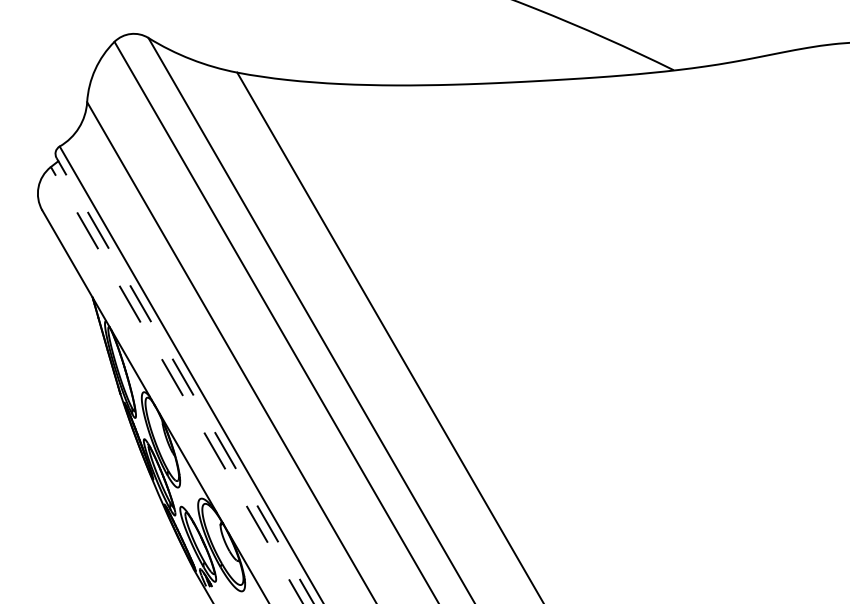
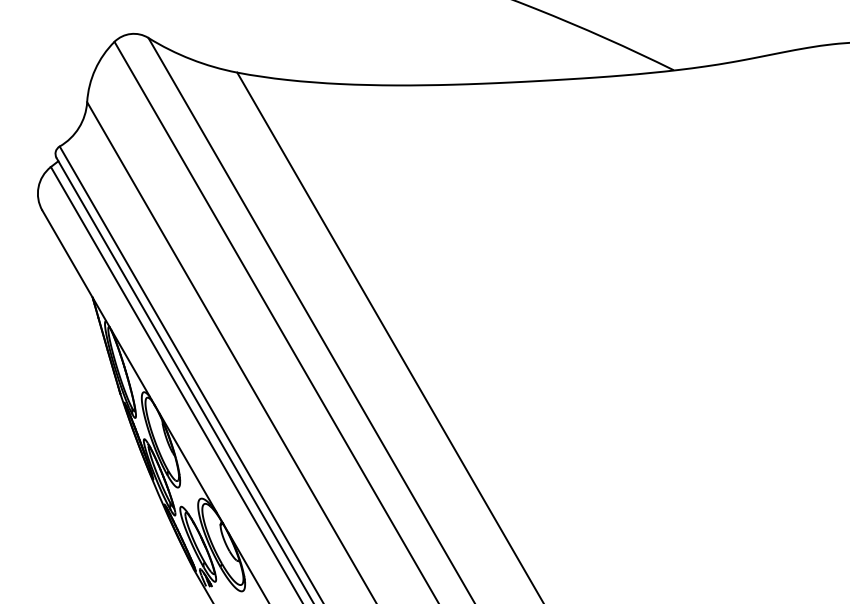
line: dashed -> solid (185, 380)
line: dashed -> solid (176, 385)
